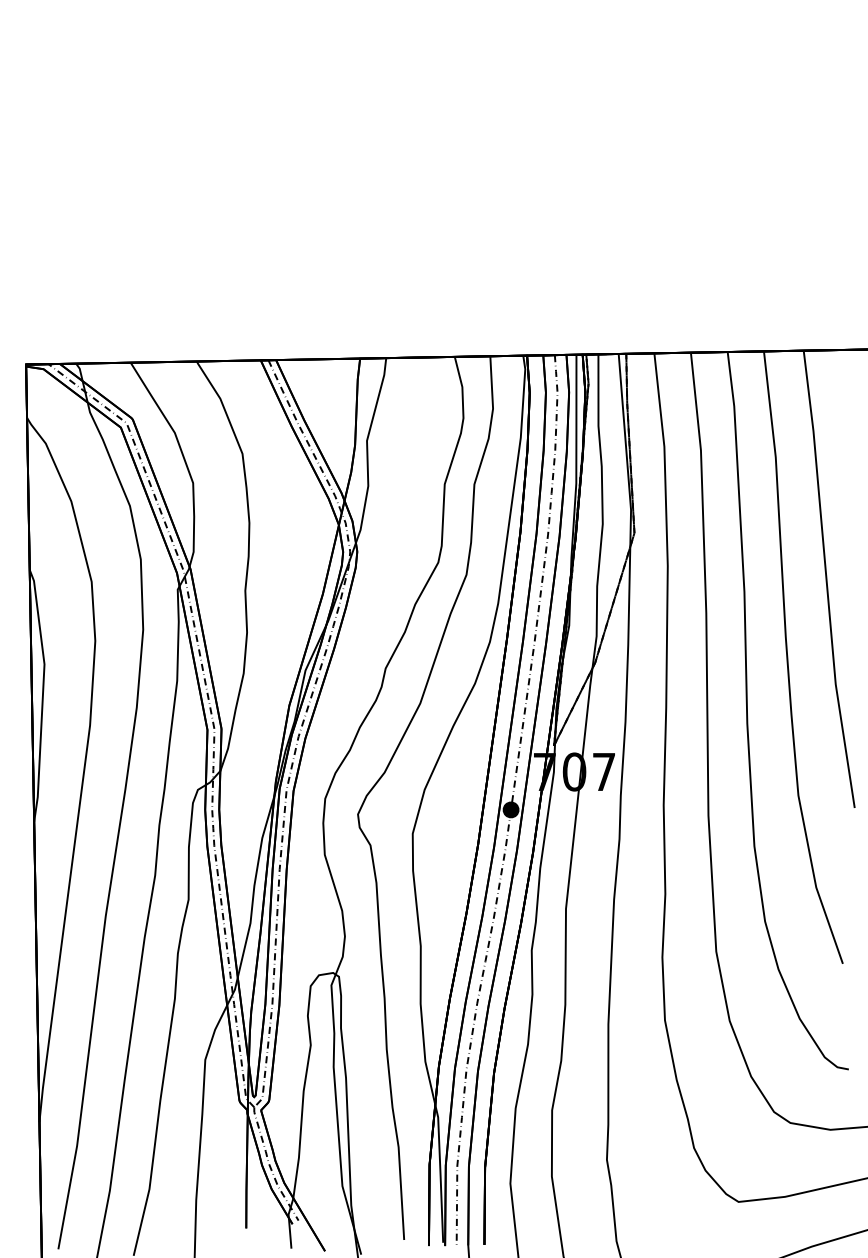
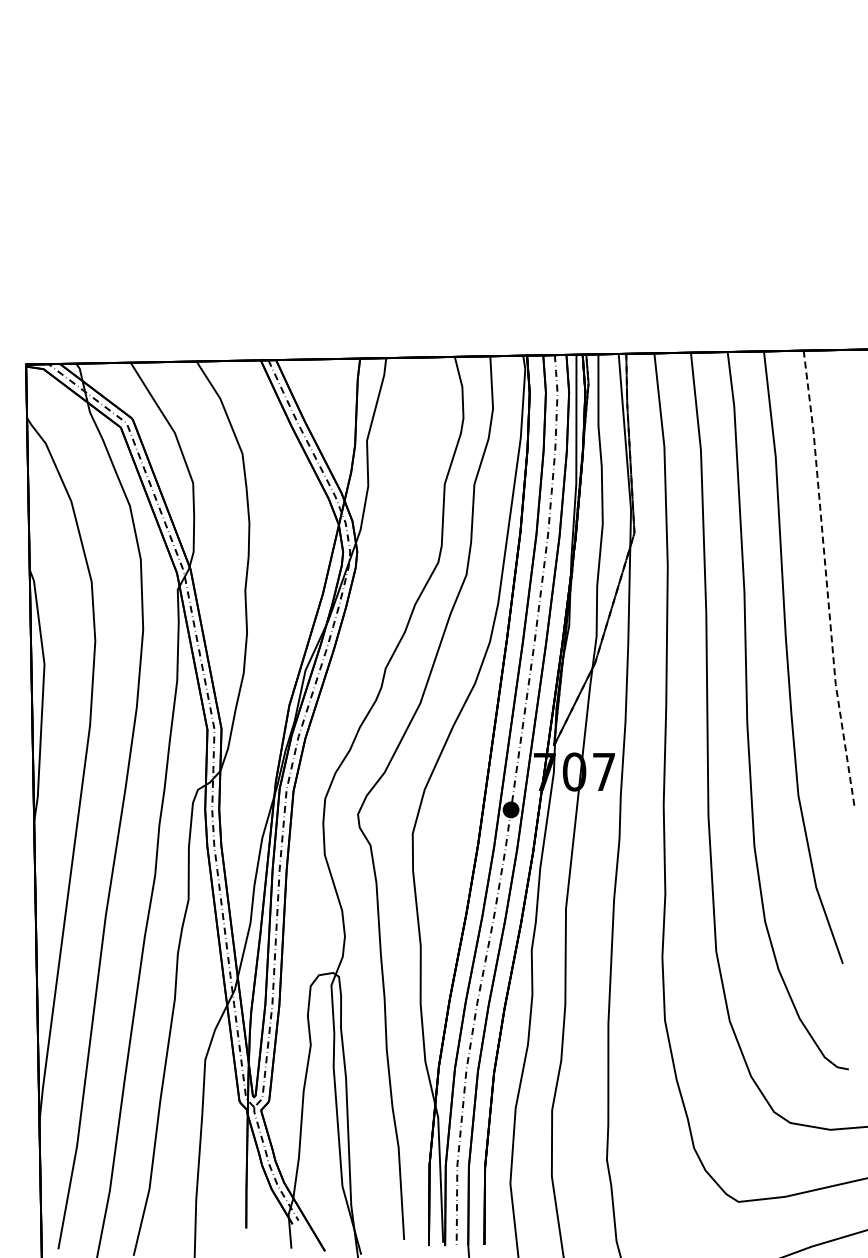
line: solid -> dashed (826, 580)
